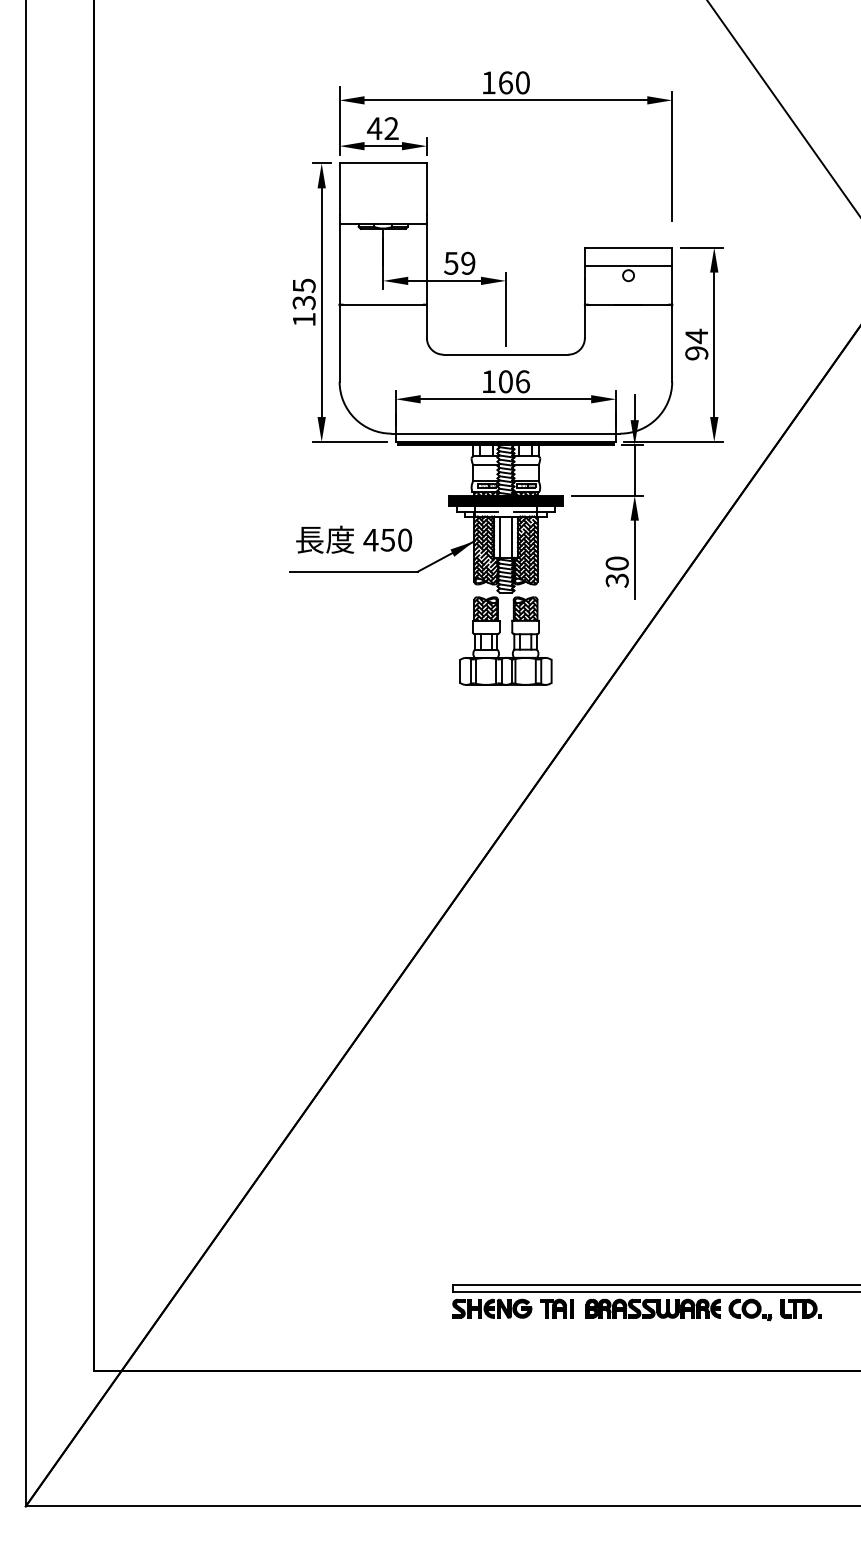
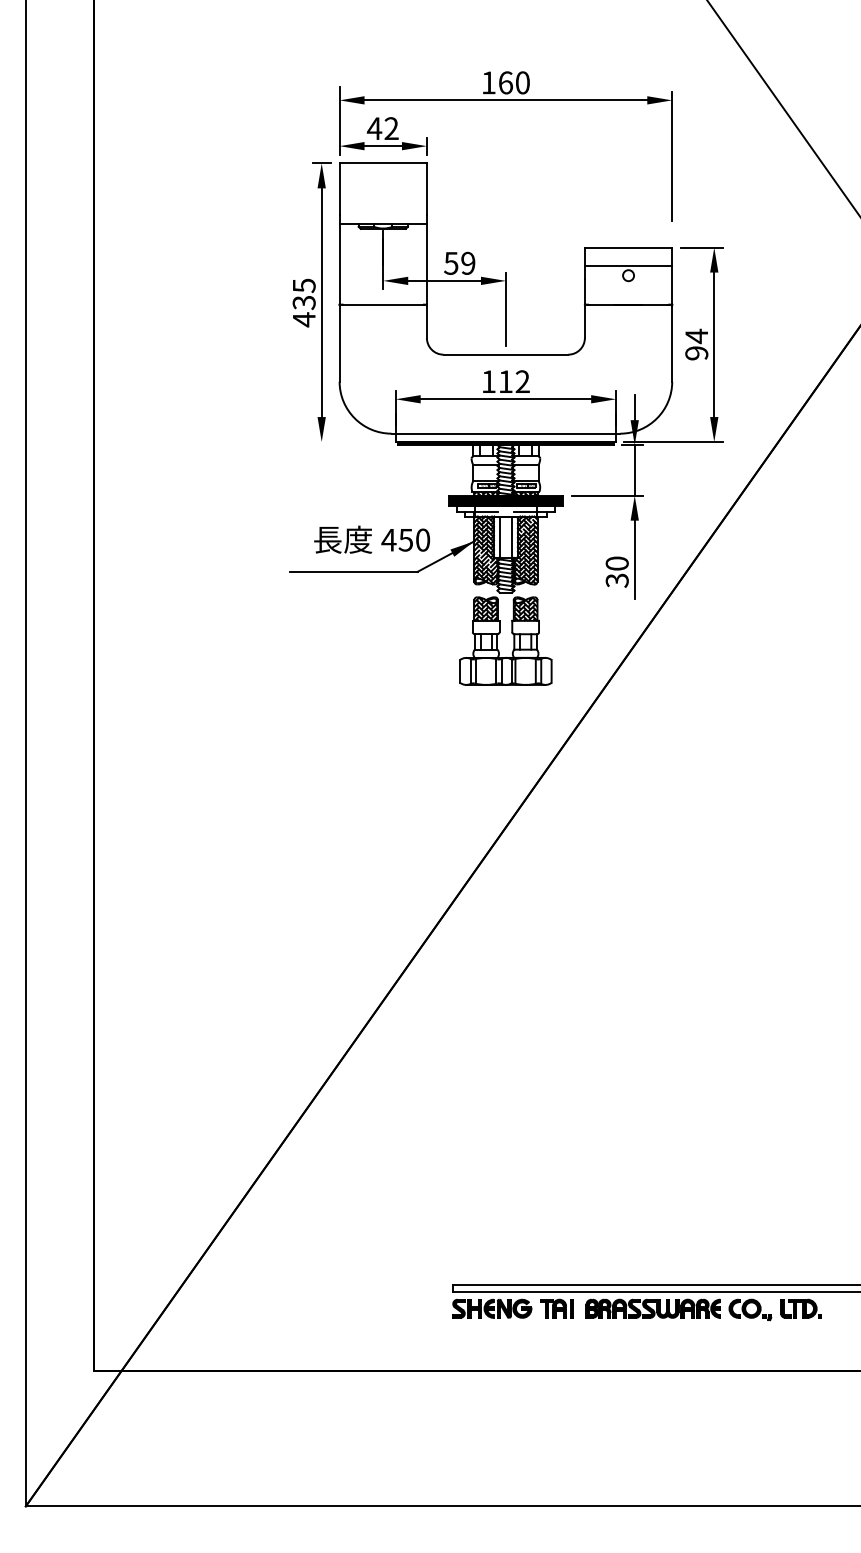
text: 135 -> 435 (304, 319)
text: 106 -> 112 (514, 381)
line: present -> none (350, 442)
text position: (354, 539) -> (372, 539) (372, 539)
